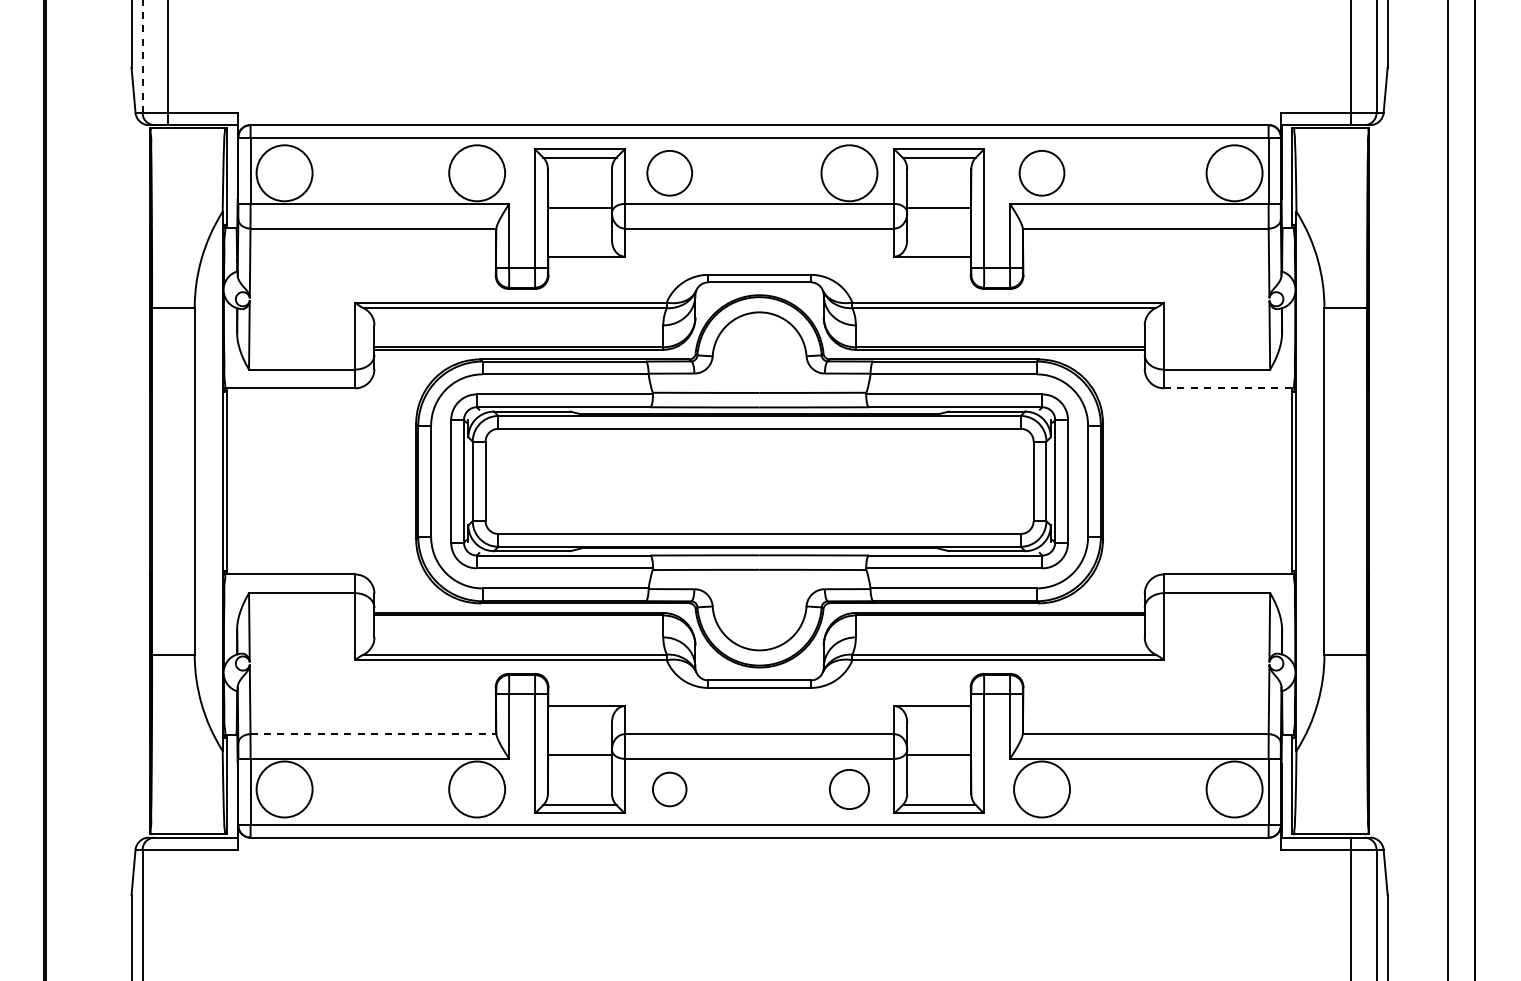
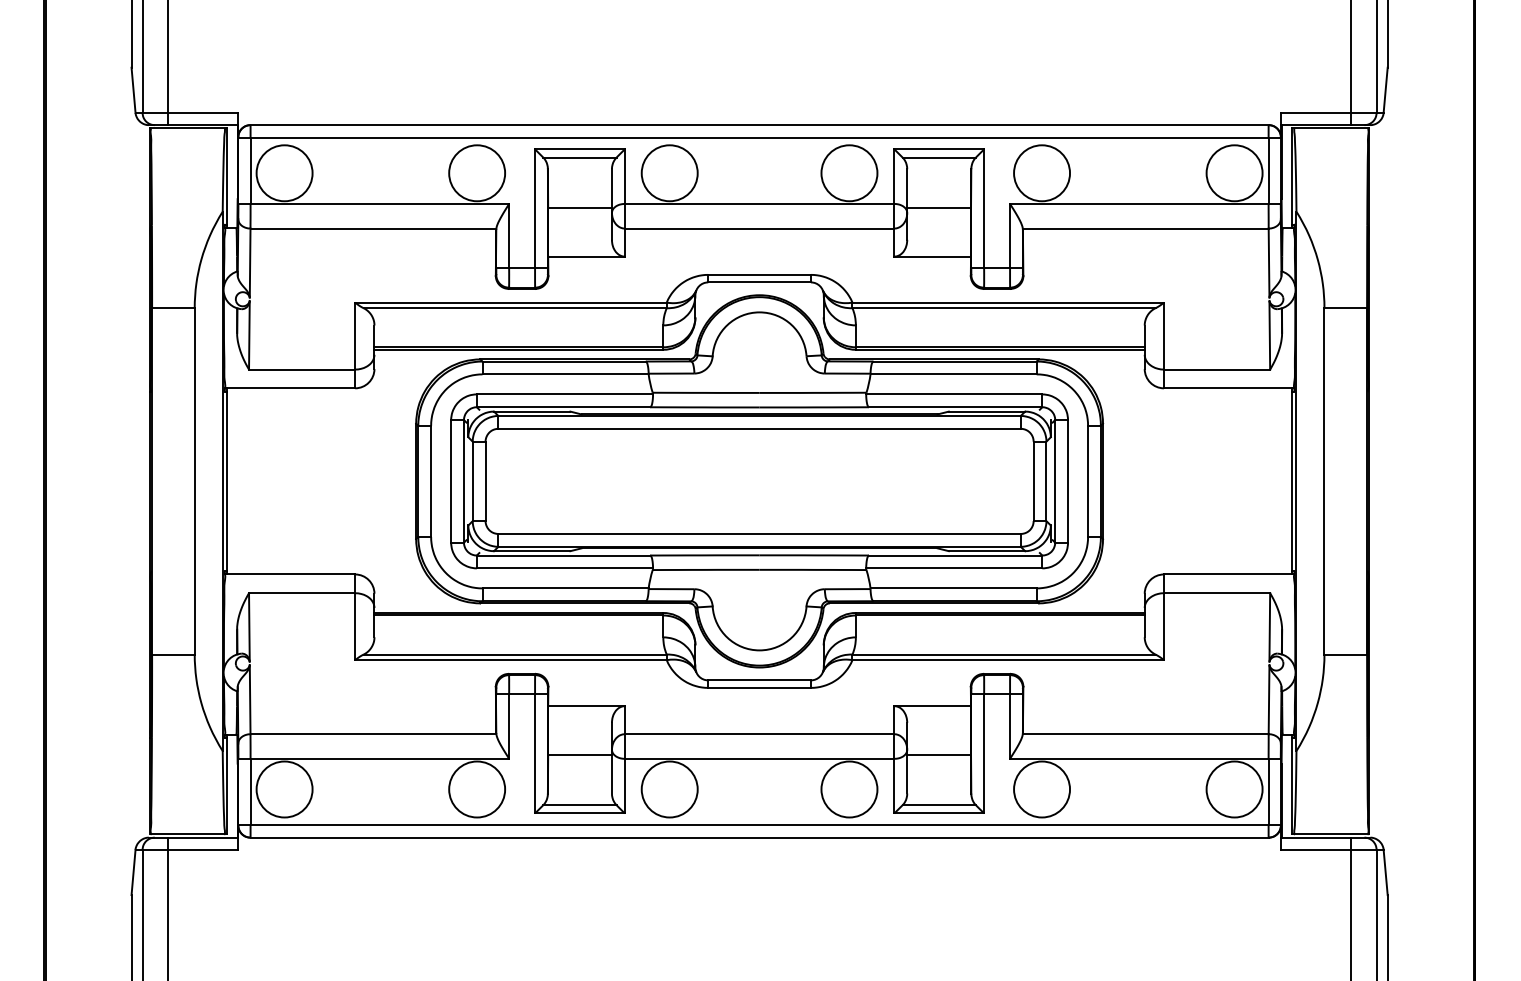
line: dashed -> solid (142, 56)
circle diameter: 45 px -> 56 px (669, 173)
circle diameter: 45 px -> 56 px (1042, 173)
line: dashed -> solid (1229, 388)
line position: (1447, 489) -> (1473, 489) (1473, 489)
line: dashed -> solid (373, 734)
circle diameter: 34 px -> 56 px (669, 789)
circle diameter: 39 px -> 56 px (849, 789)
line: none -> present (168, 907)
